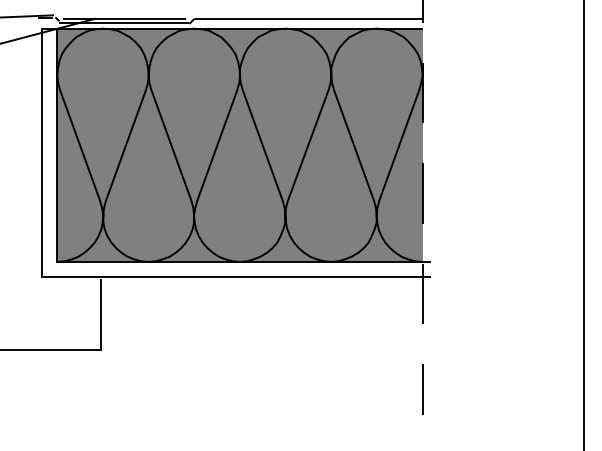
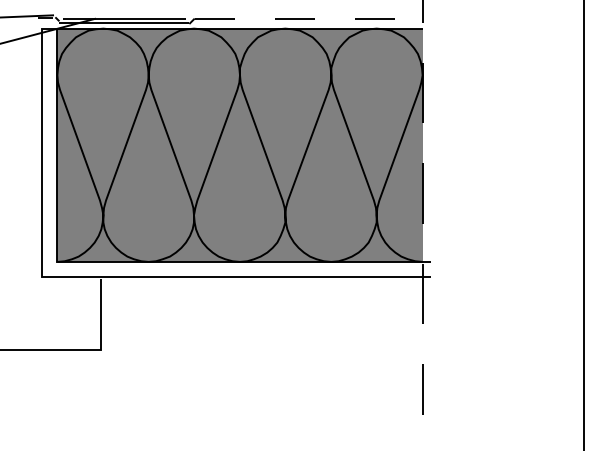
line: solid -> dashed (309, 18)
